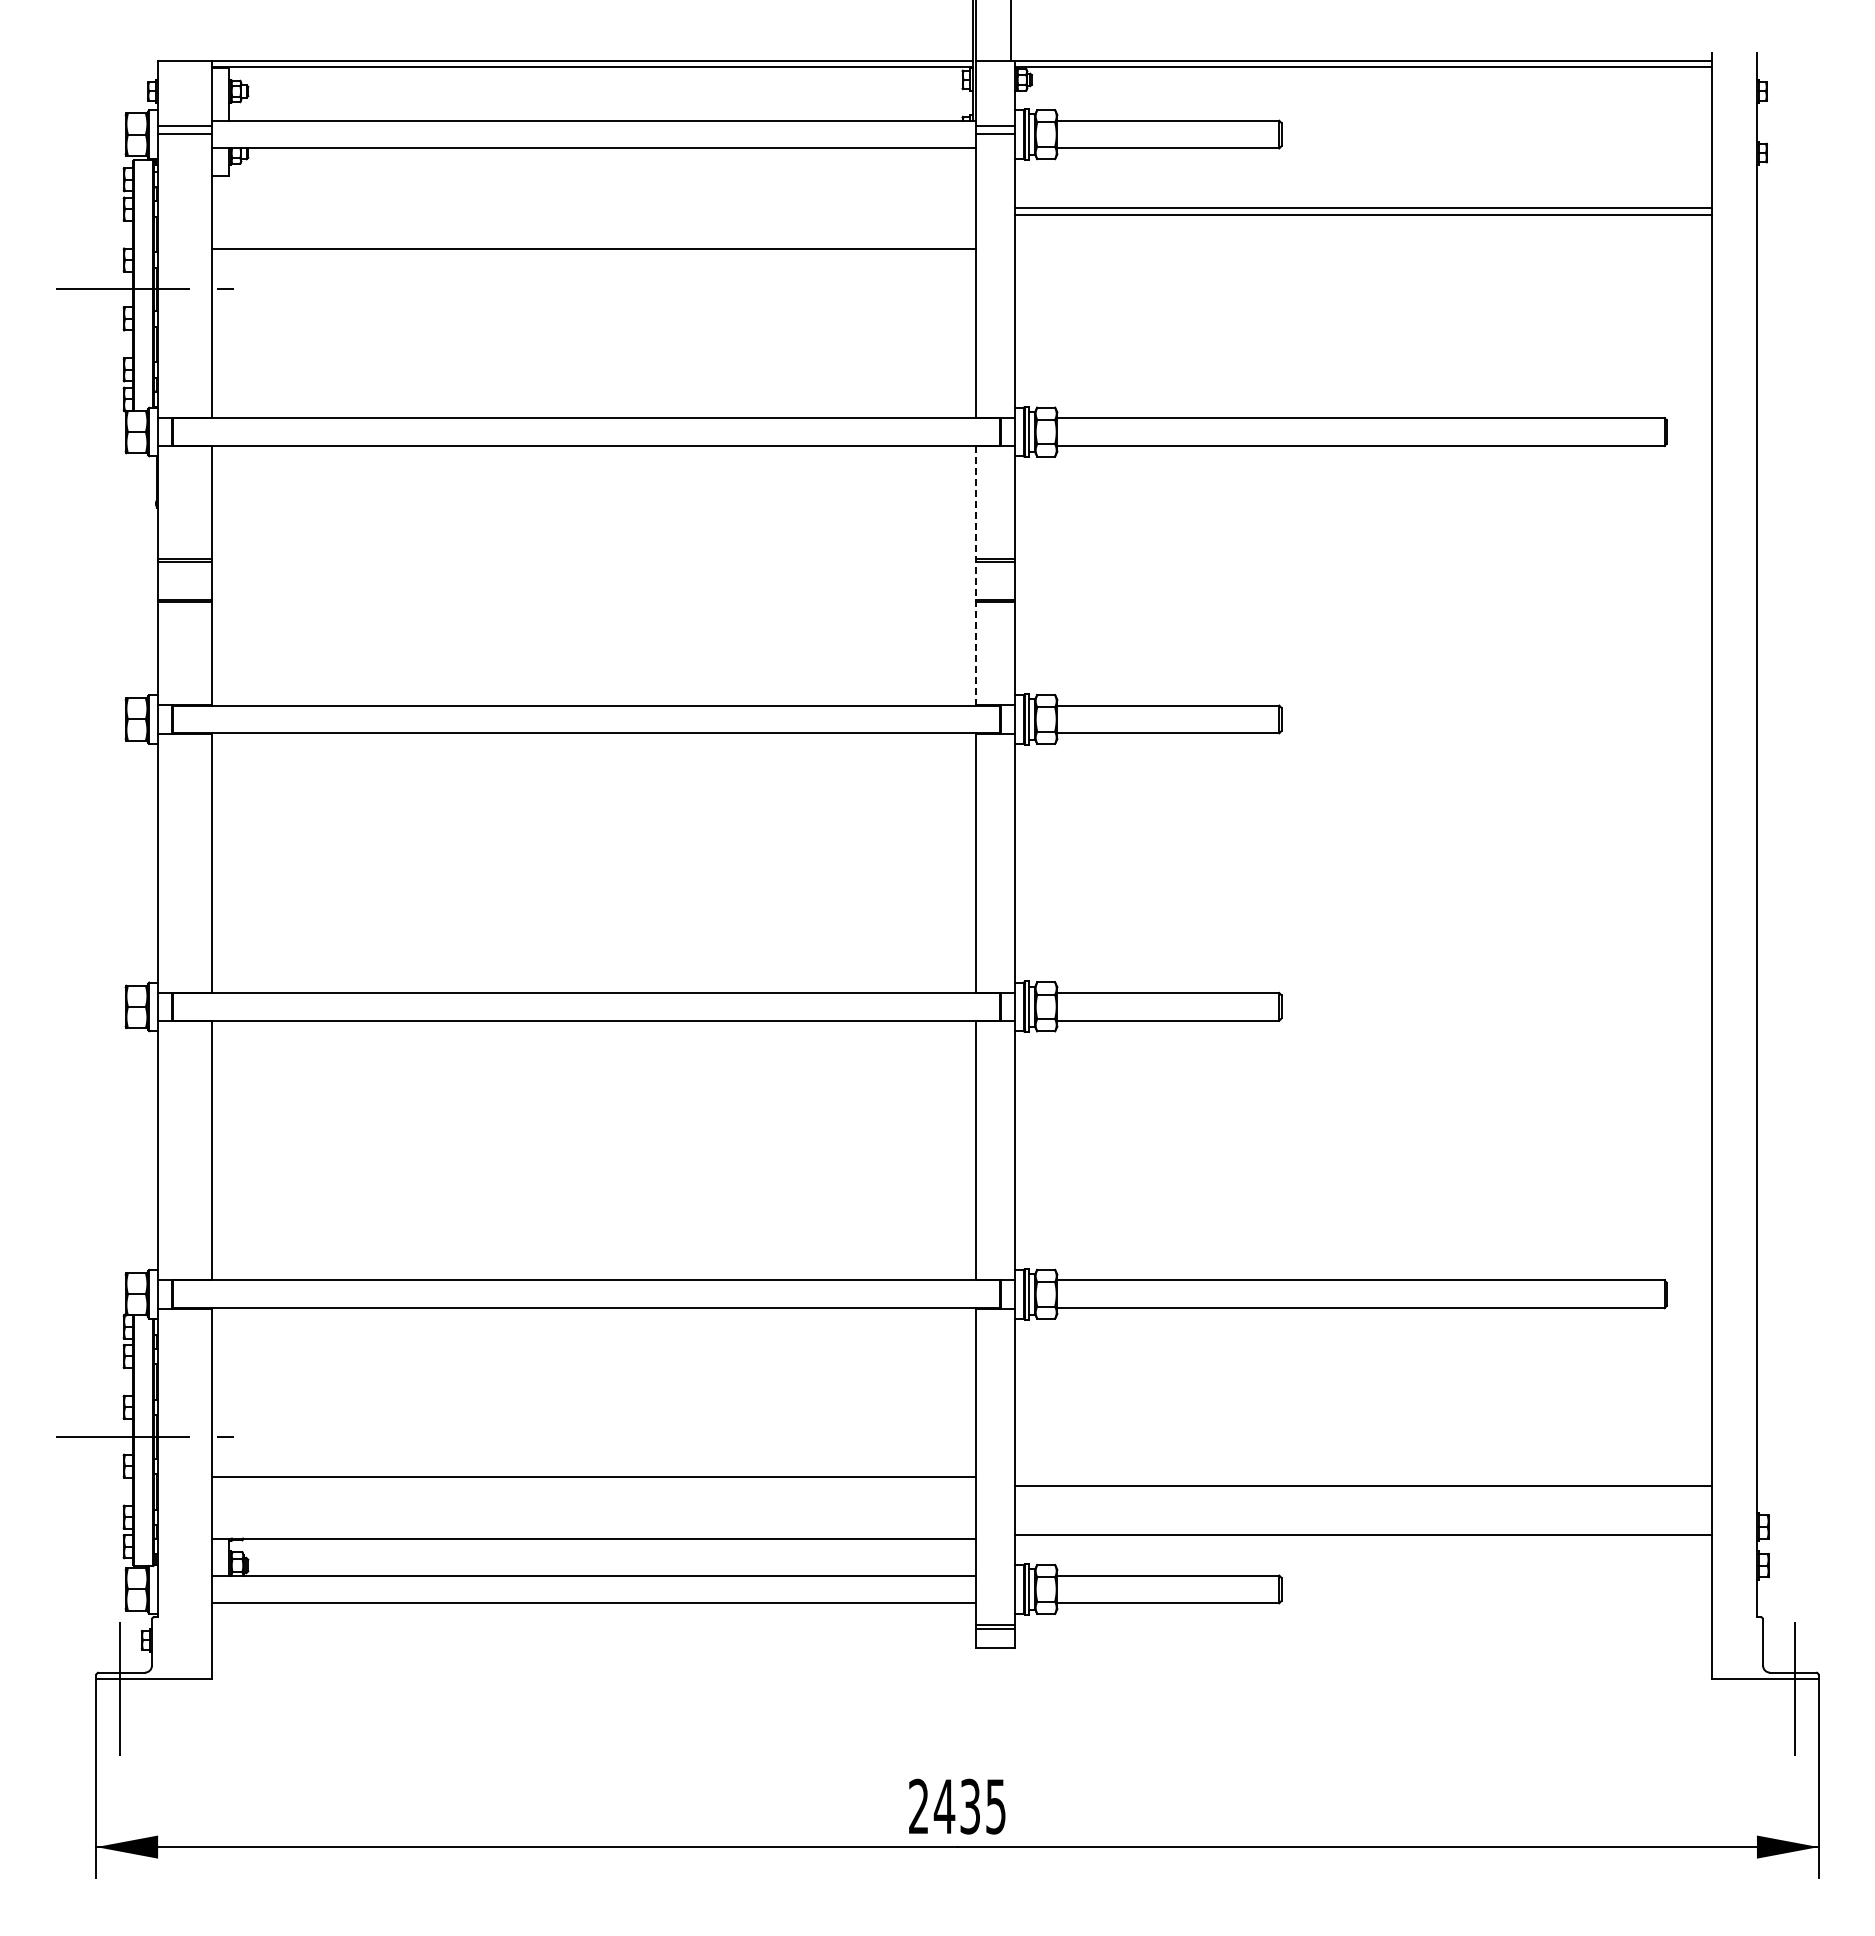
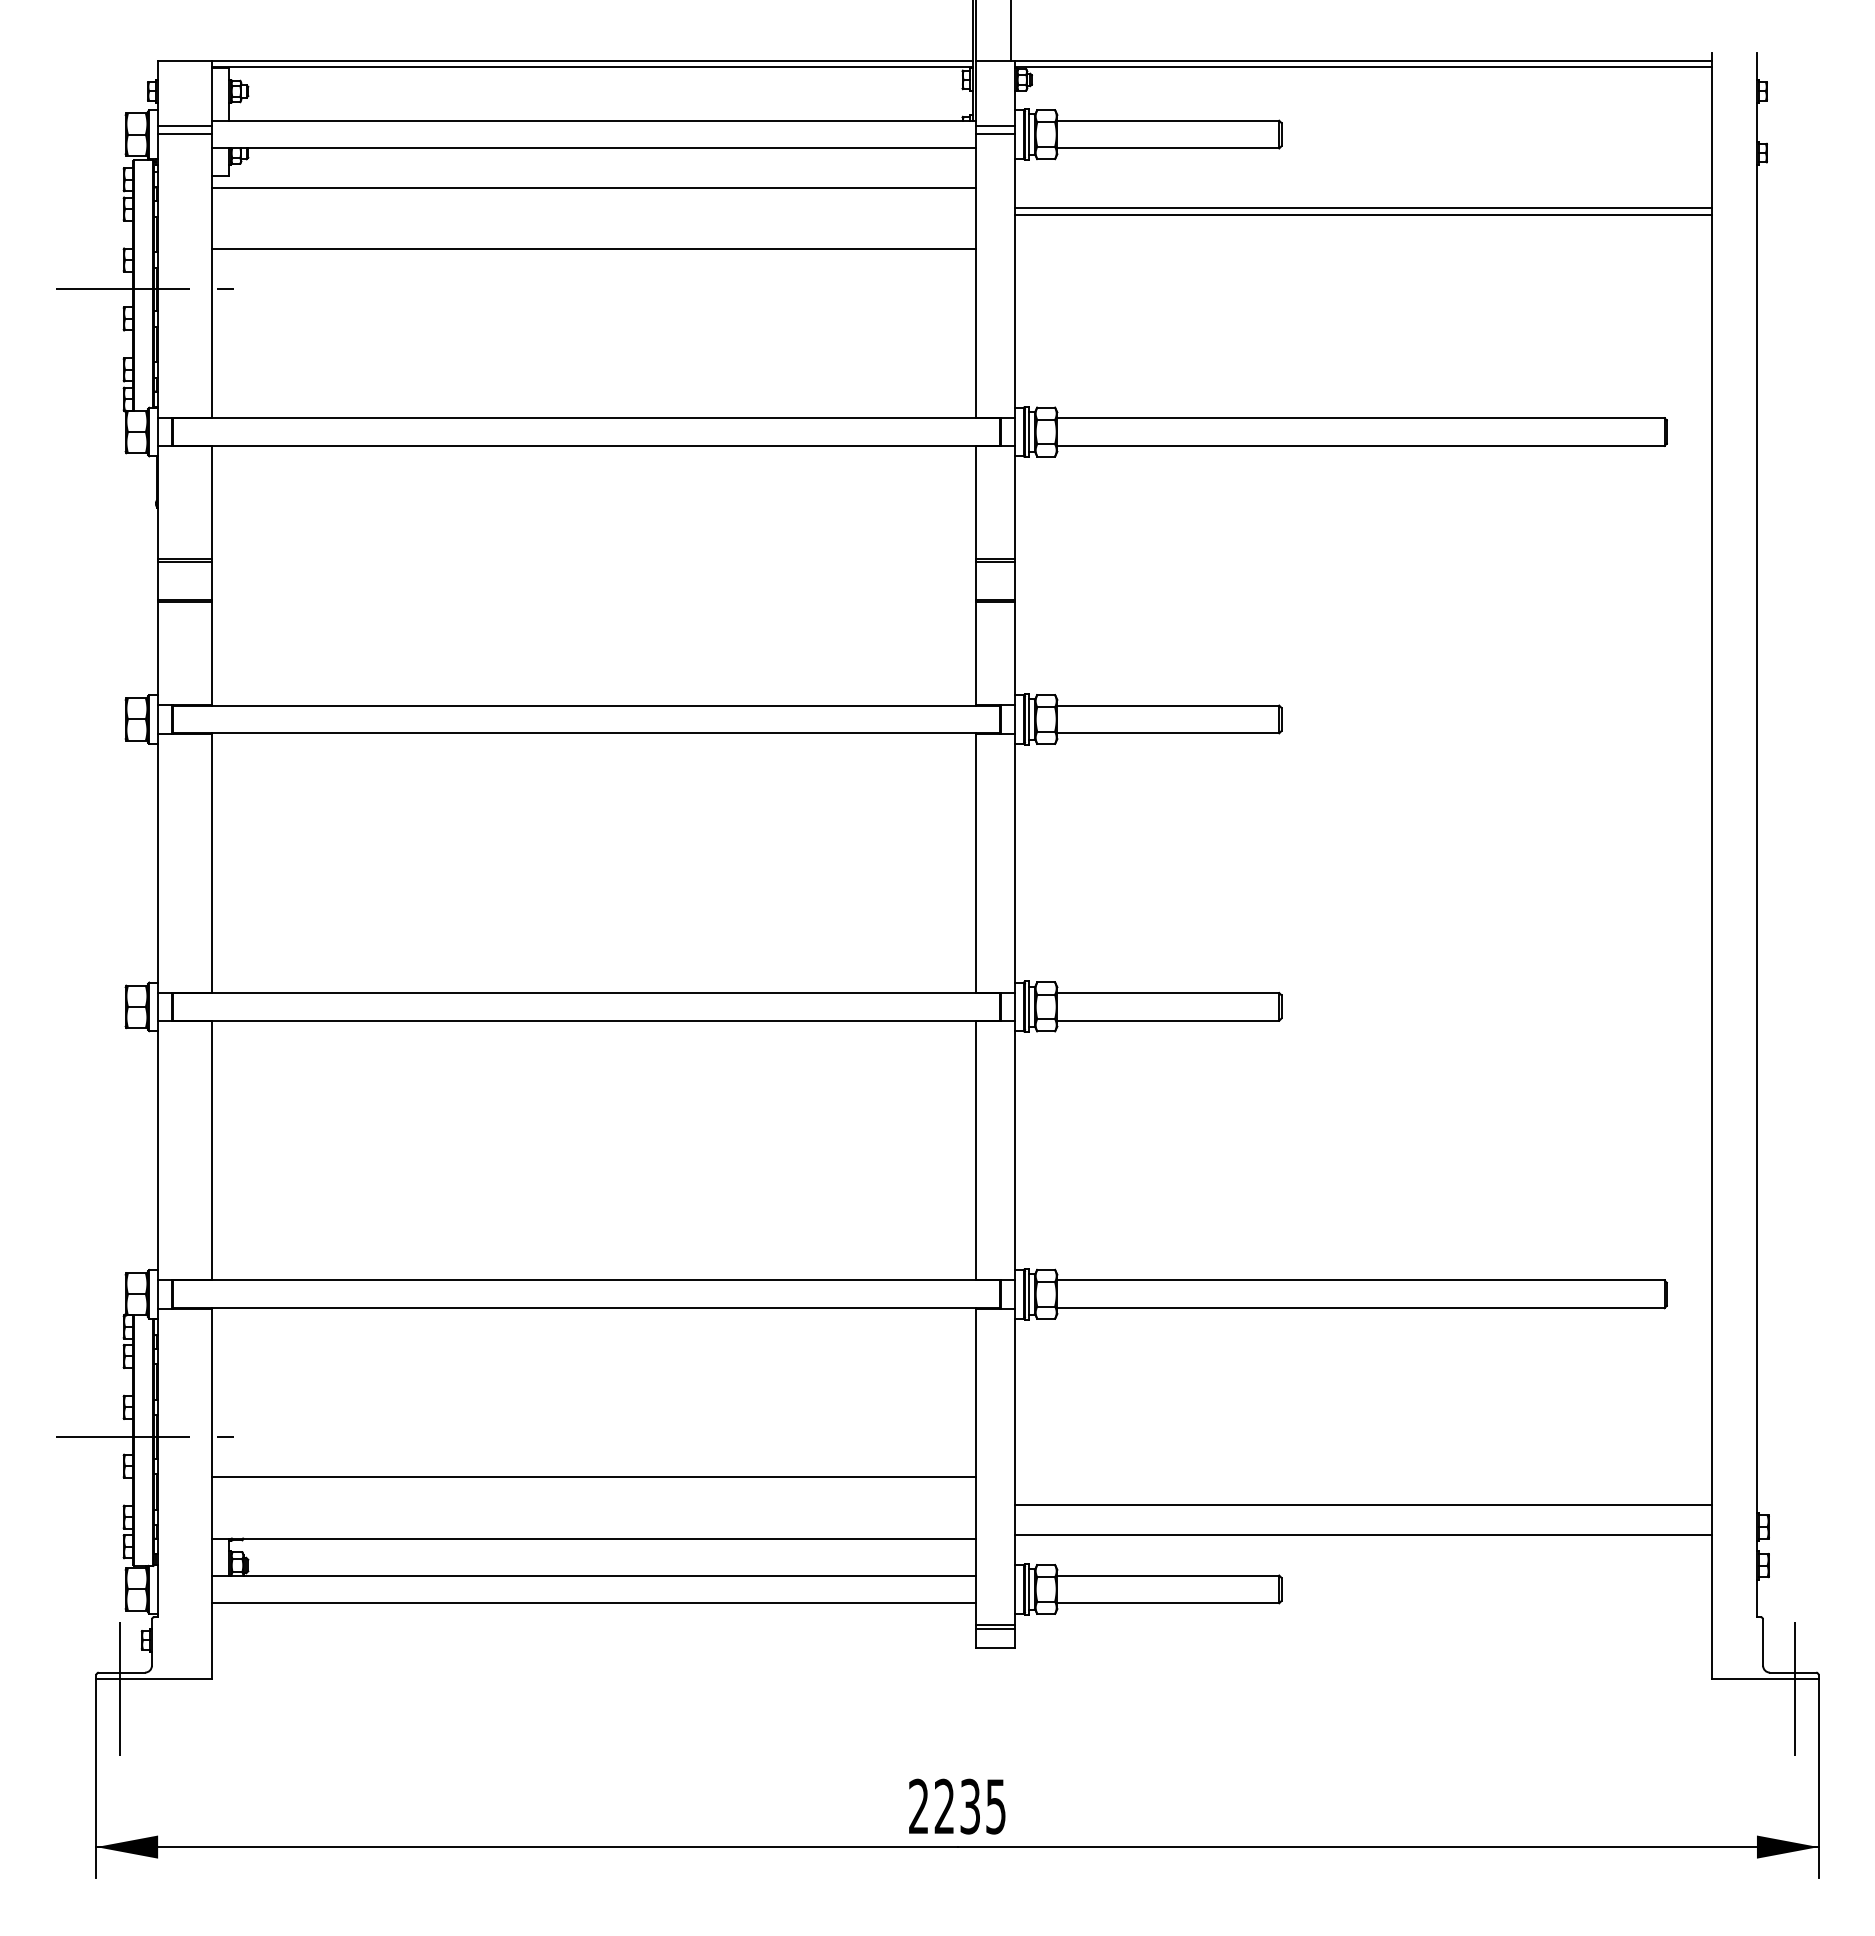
line: none -> present (594, 187)
line: dashed -> solid (976, 575)
line position: (1363, 1485) -> (1363, 1504) (1363, 1504)
text: 2435 -> 2235 (944, 1805)
